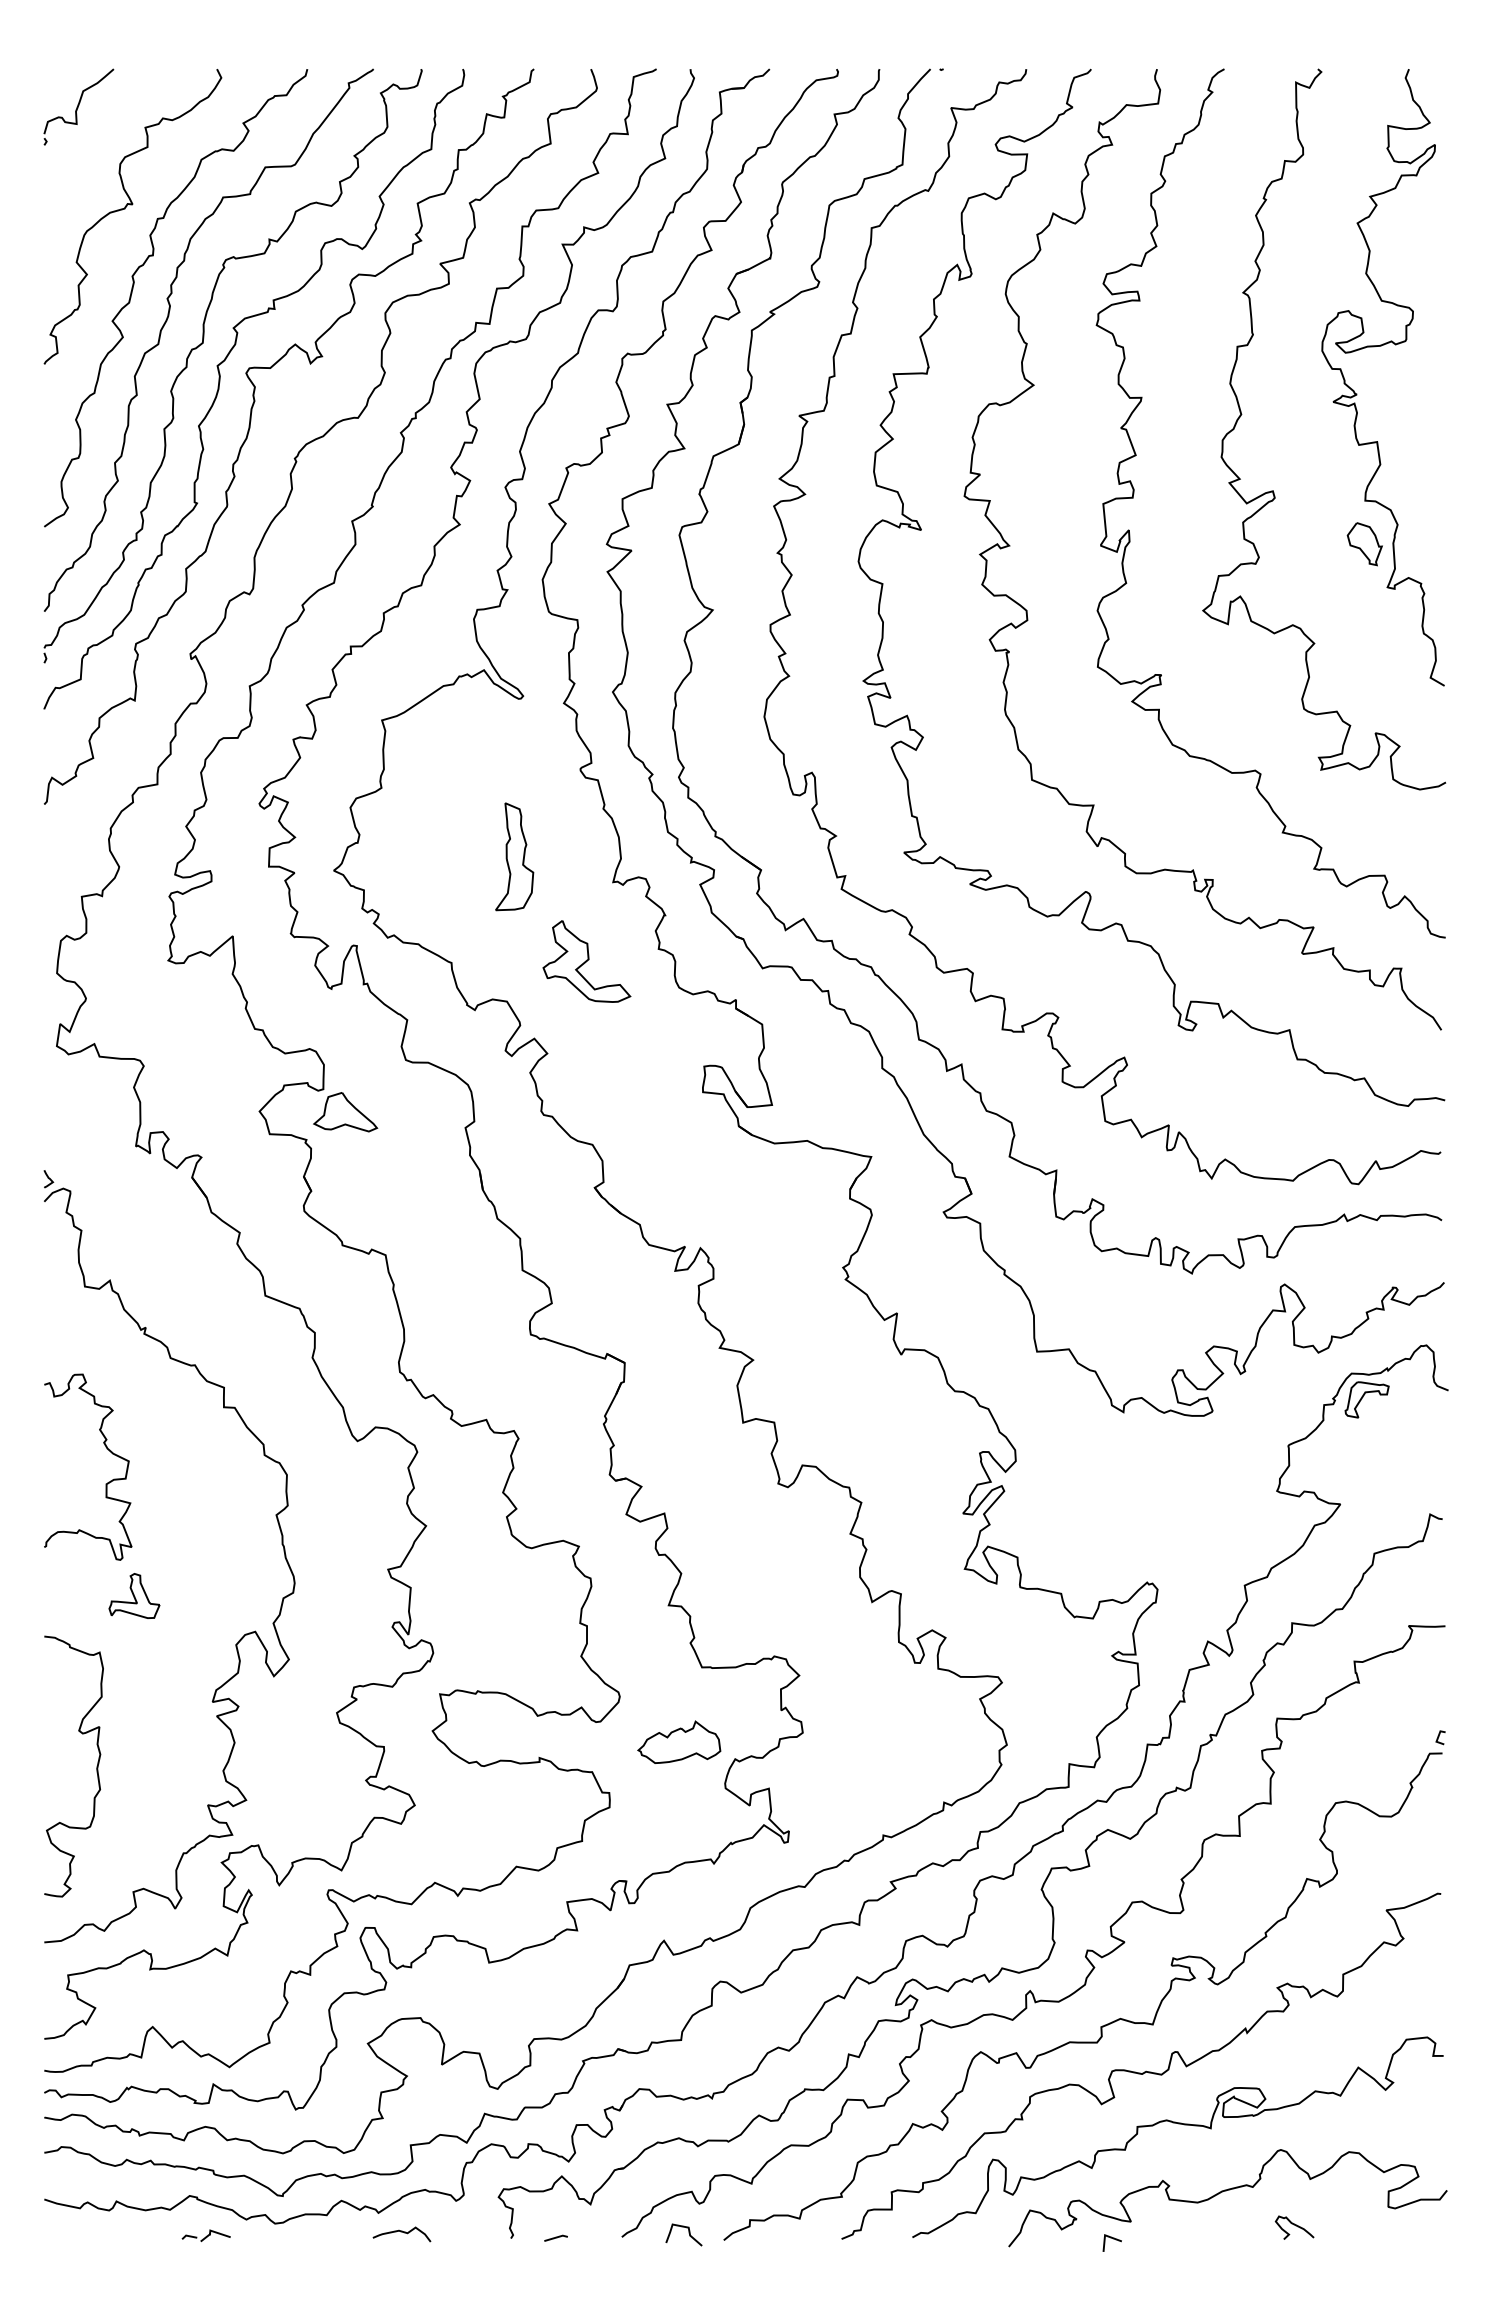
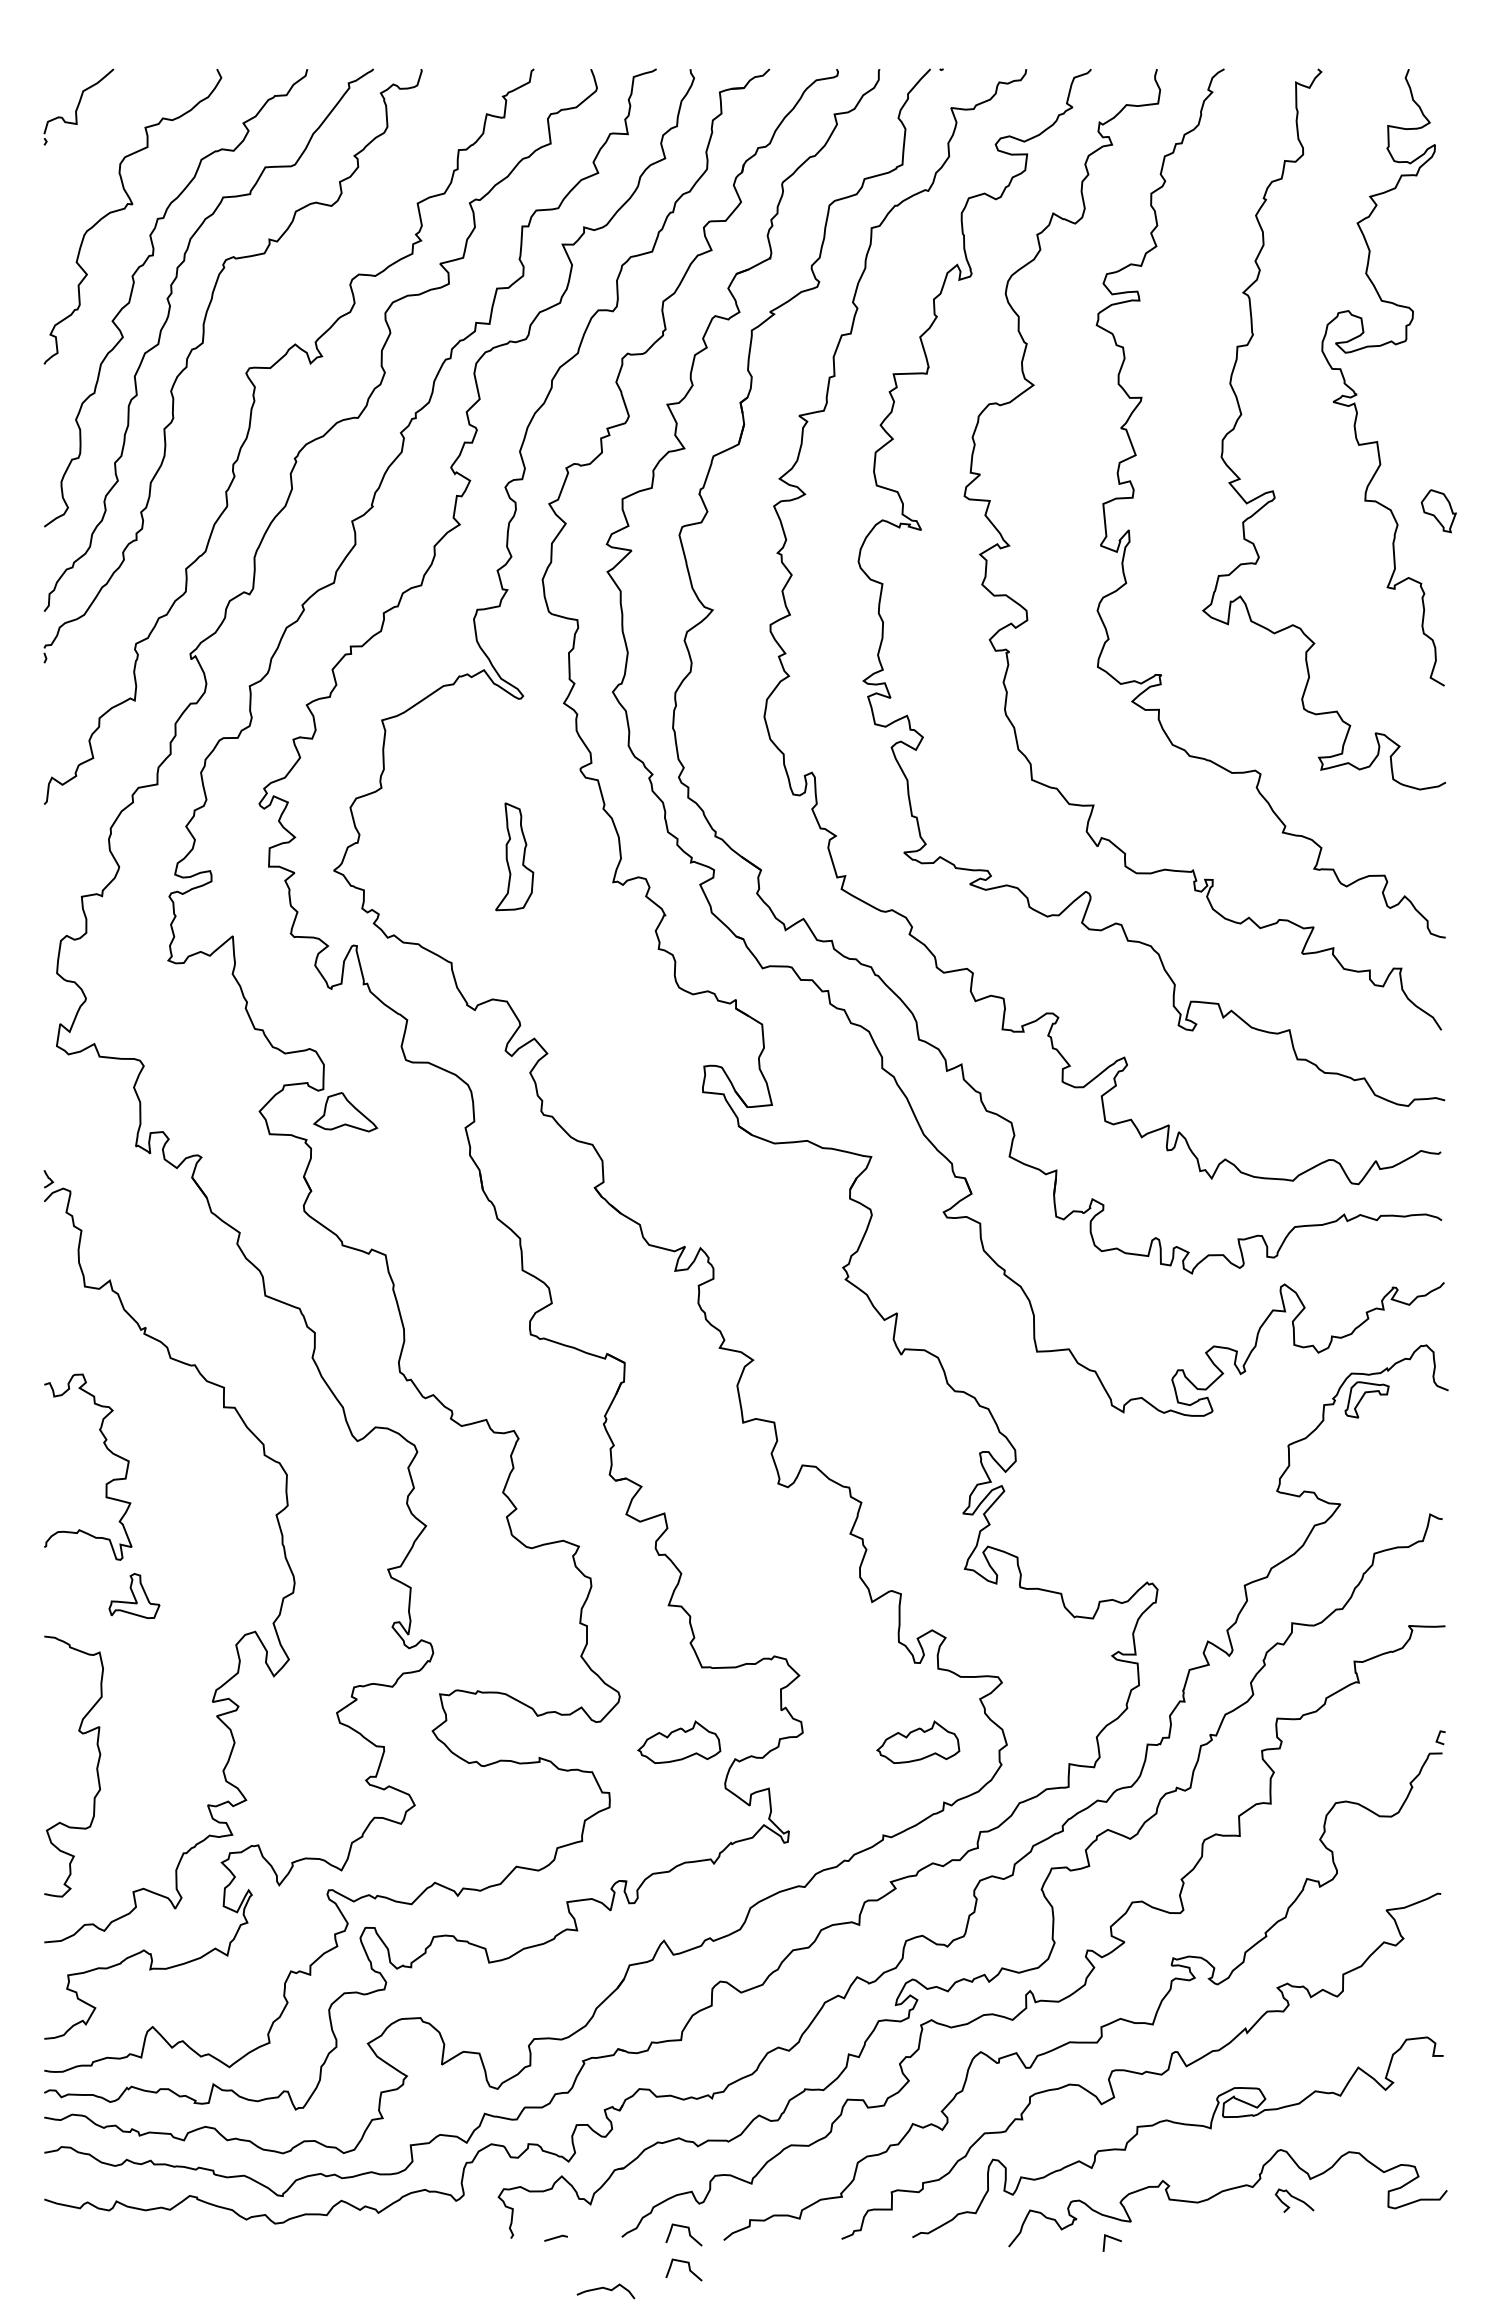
curve: present -> none (220, 382)
part position: (1364, 544) -> (1438, 511) (1438, 511)
part: present -> none (586, 961)
part: none -> present (918, 1741)
curve position: (1295, 2226) -> (1295, 2199) (1295, 2199)
curve position: (401, 2232) -> (605, 2289) (605, 2289)
part: present -> none (205, 2235)
curve: none -> present (688, 2268)
